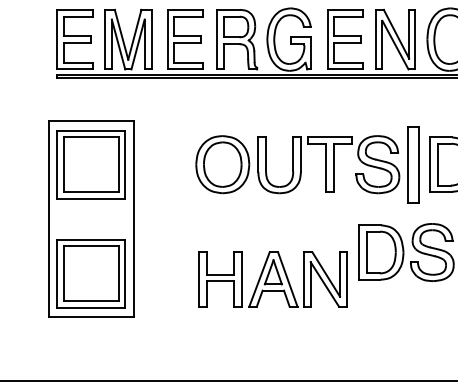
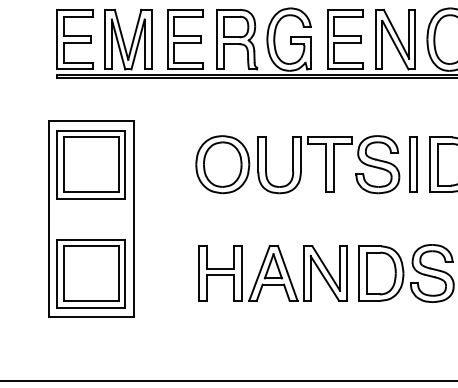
part size: 13x78 px -> 9x57 px (413, 164)
part position: (406, 252) -> (406, 273) (406, 273)
part position: (272, 279) -> (272, 273) (272, 273)
